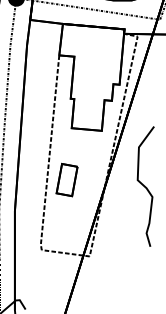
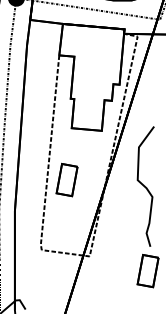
part: none -> present (147, 270)
